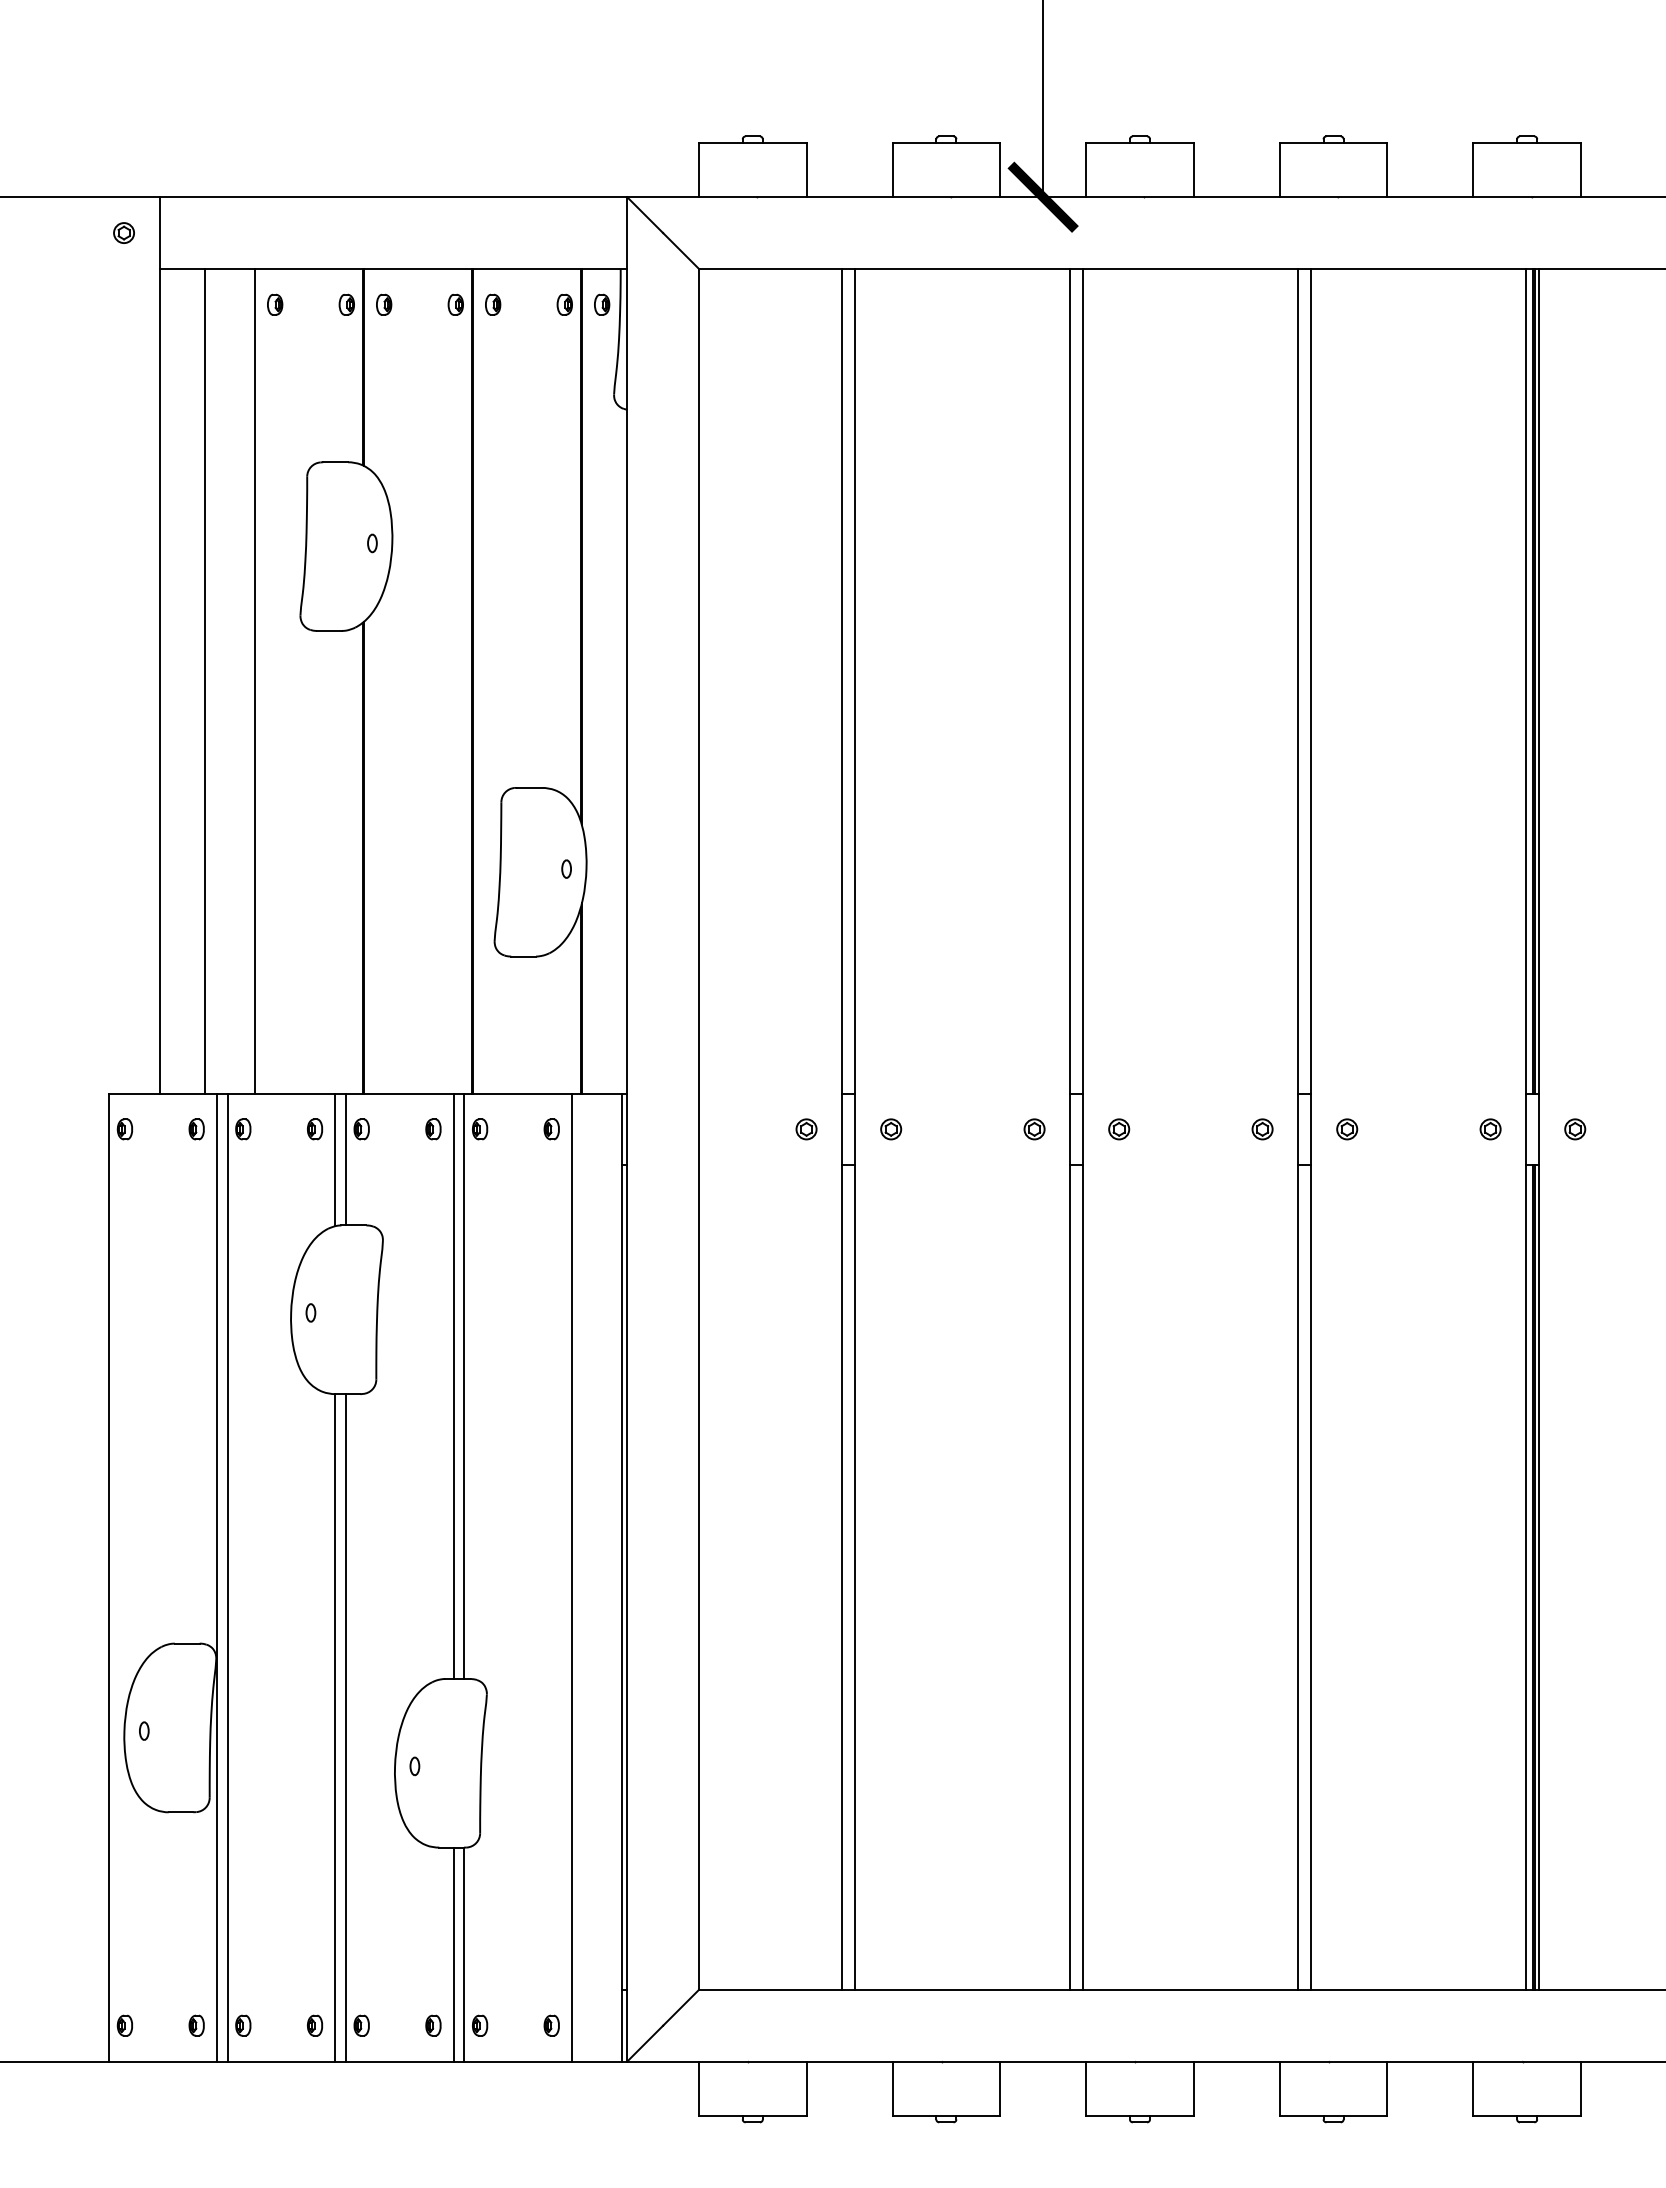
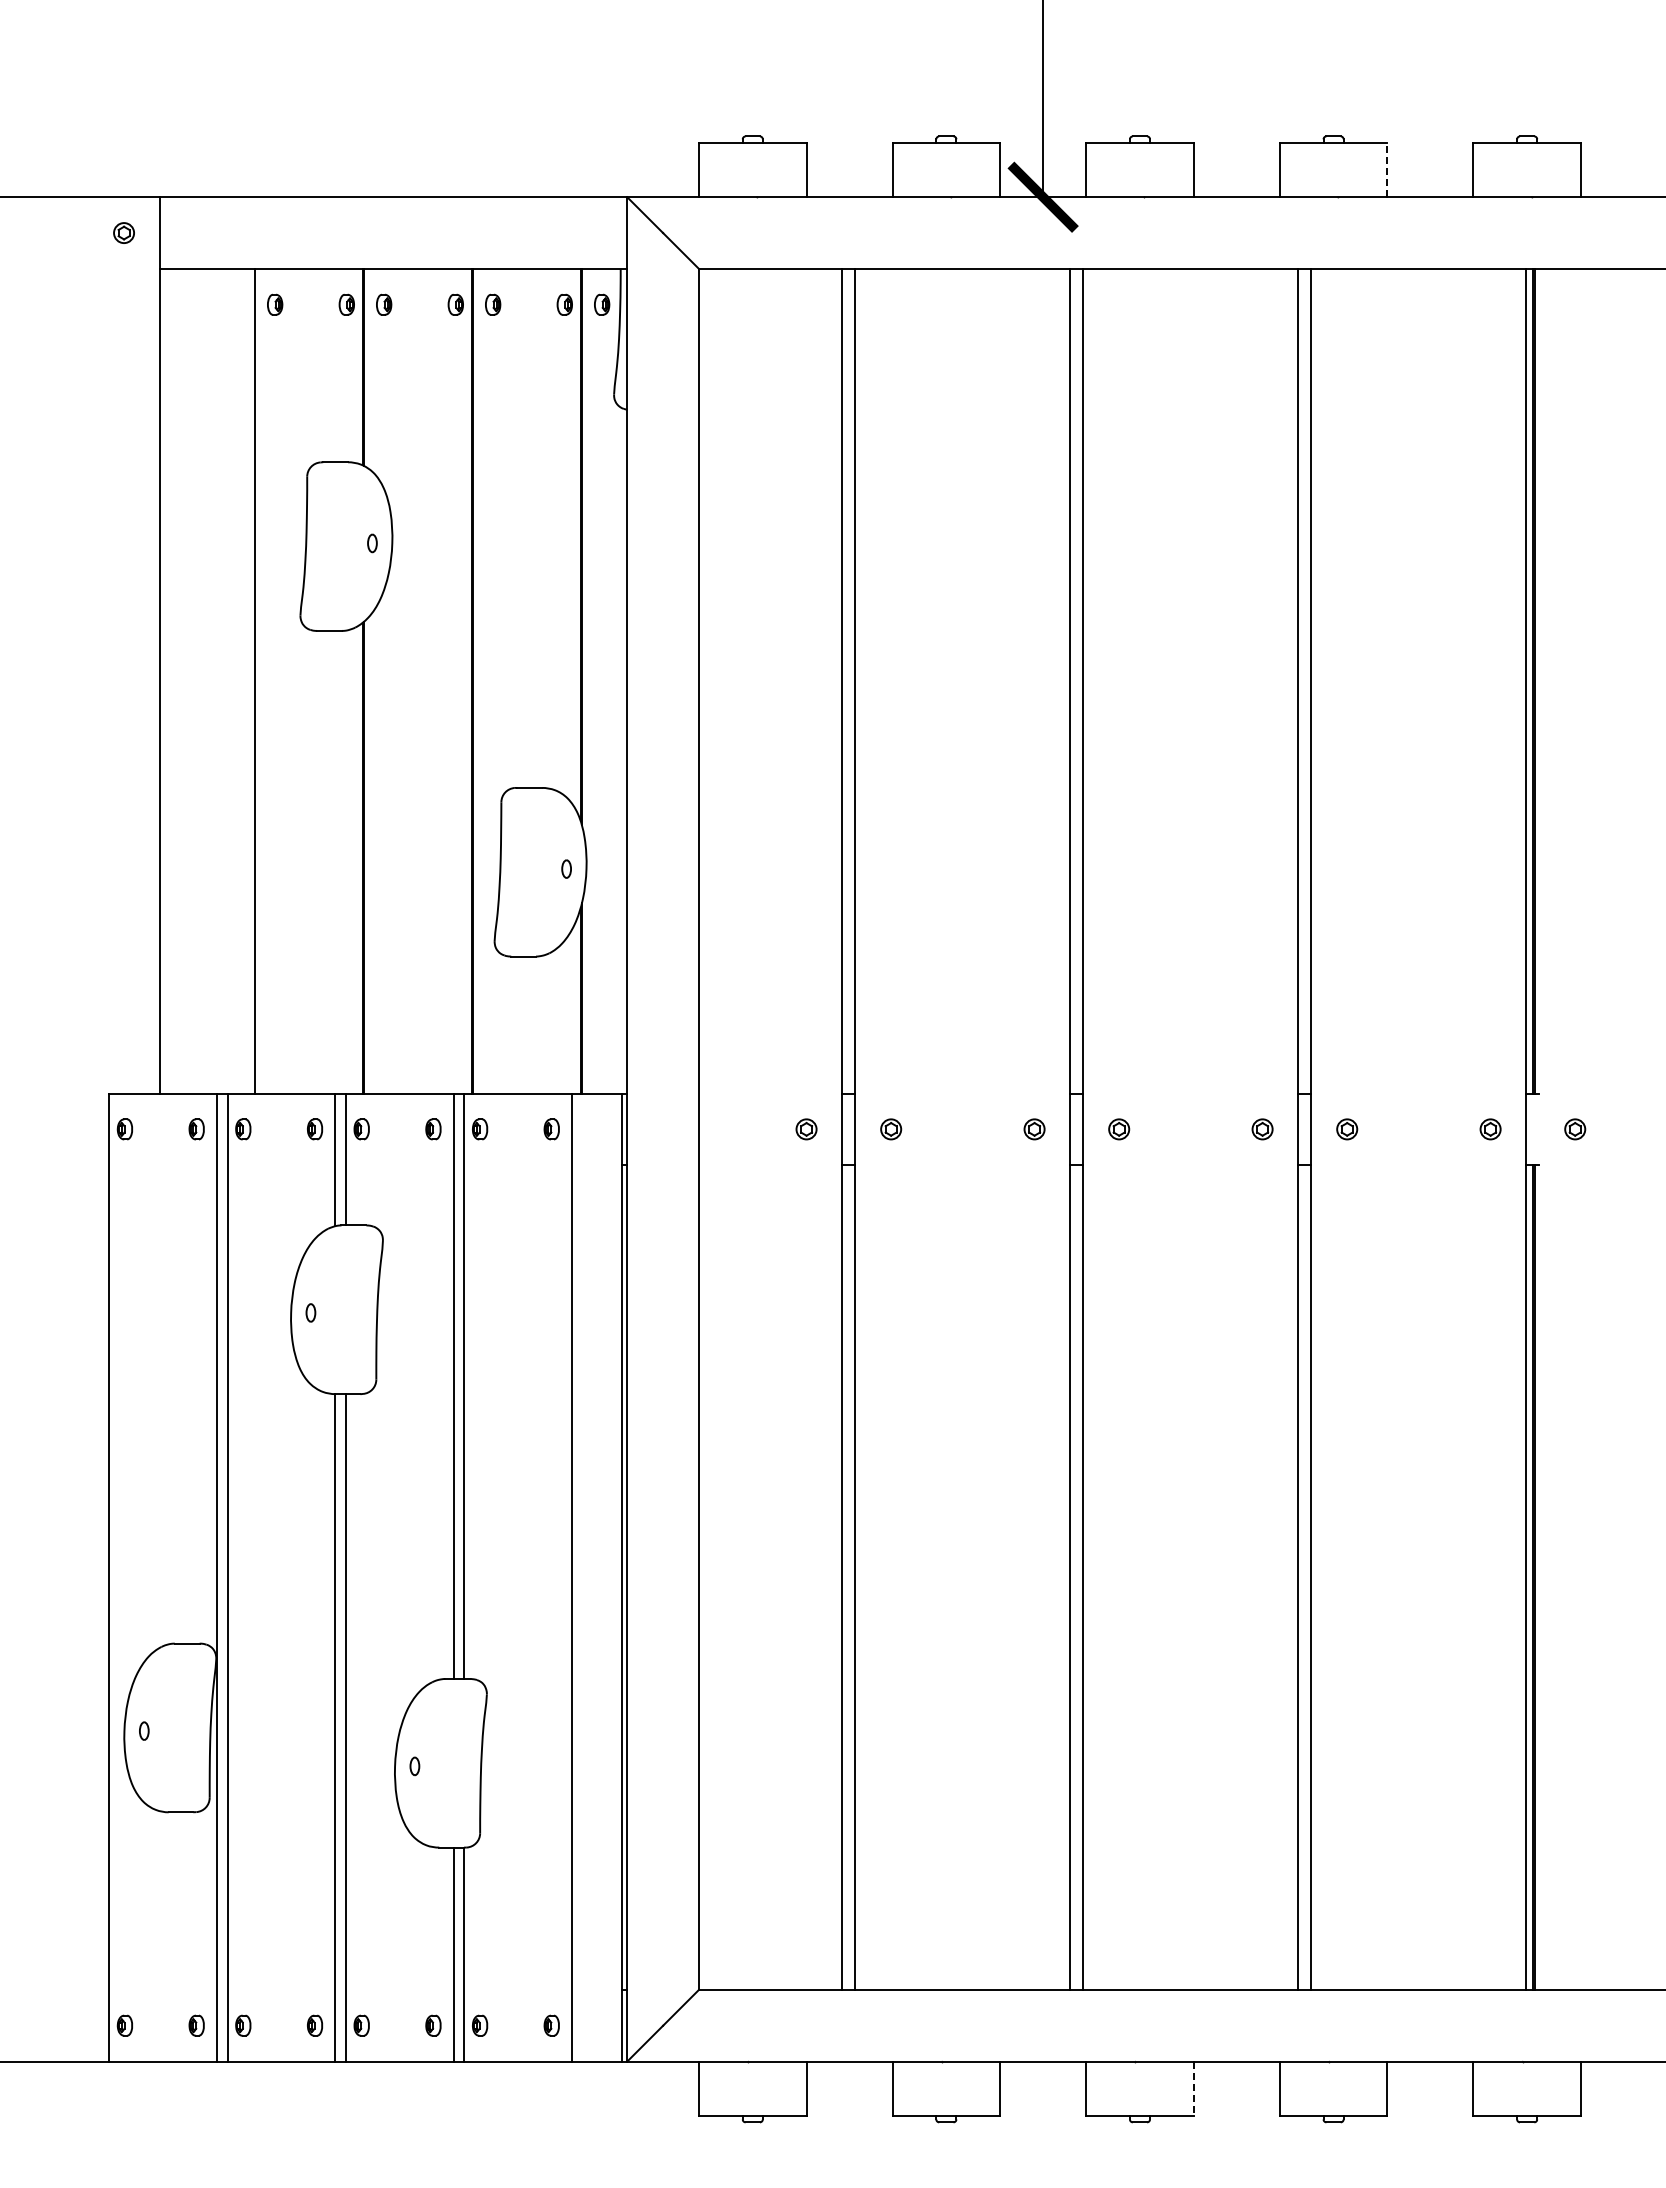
line: solid -> dashed (1387, 169)
line: present -> none (205, 680)
line: present -> none (1539, 1128)
line: solid -> dashed (1193, 2089)
